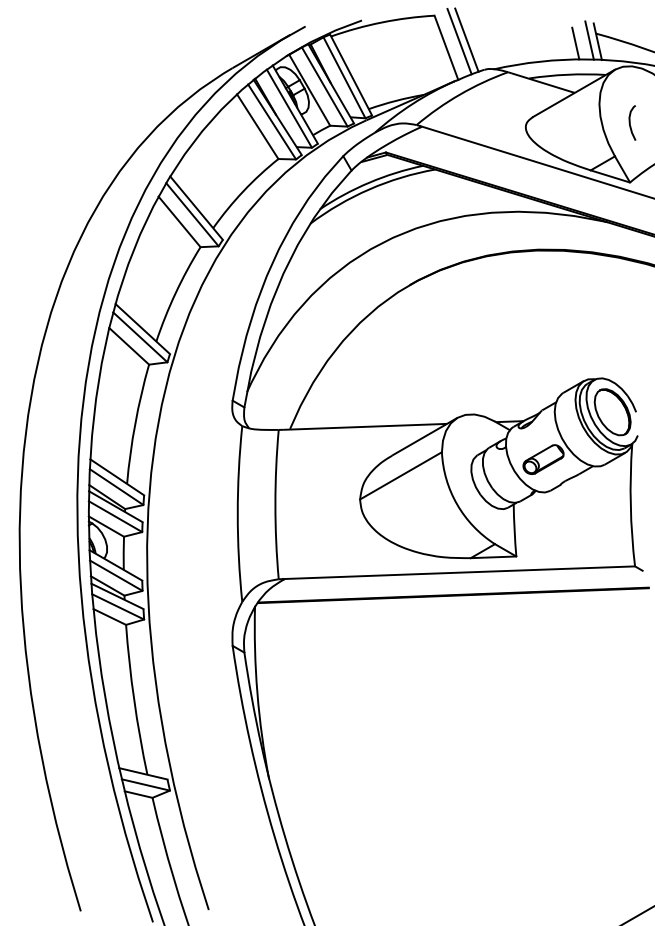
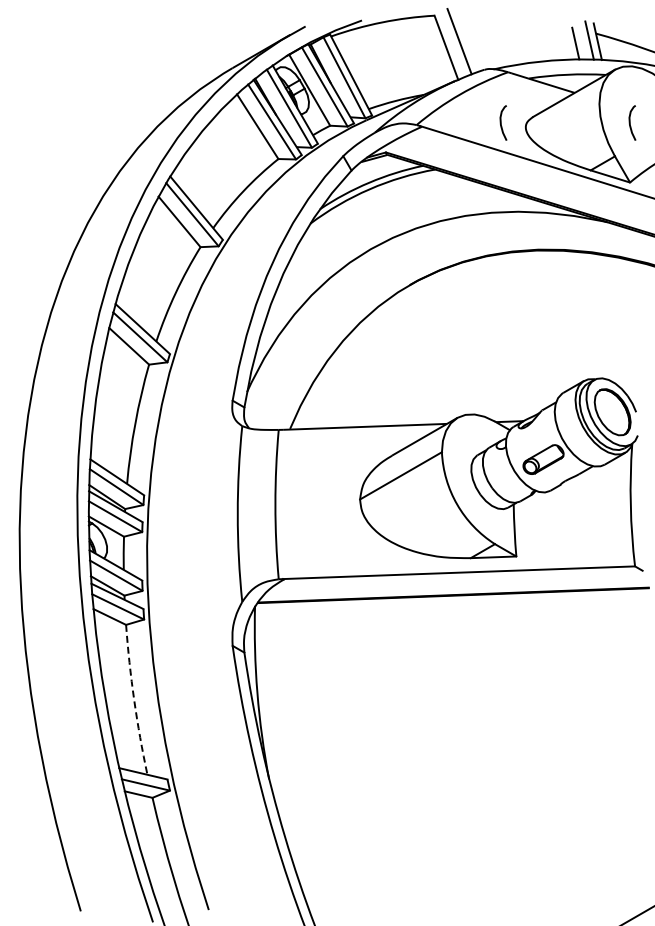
line: present -> none (466, 39)
curve: none -> present (501, 122)
arc: solid -> dashed (134, 700)
